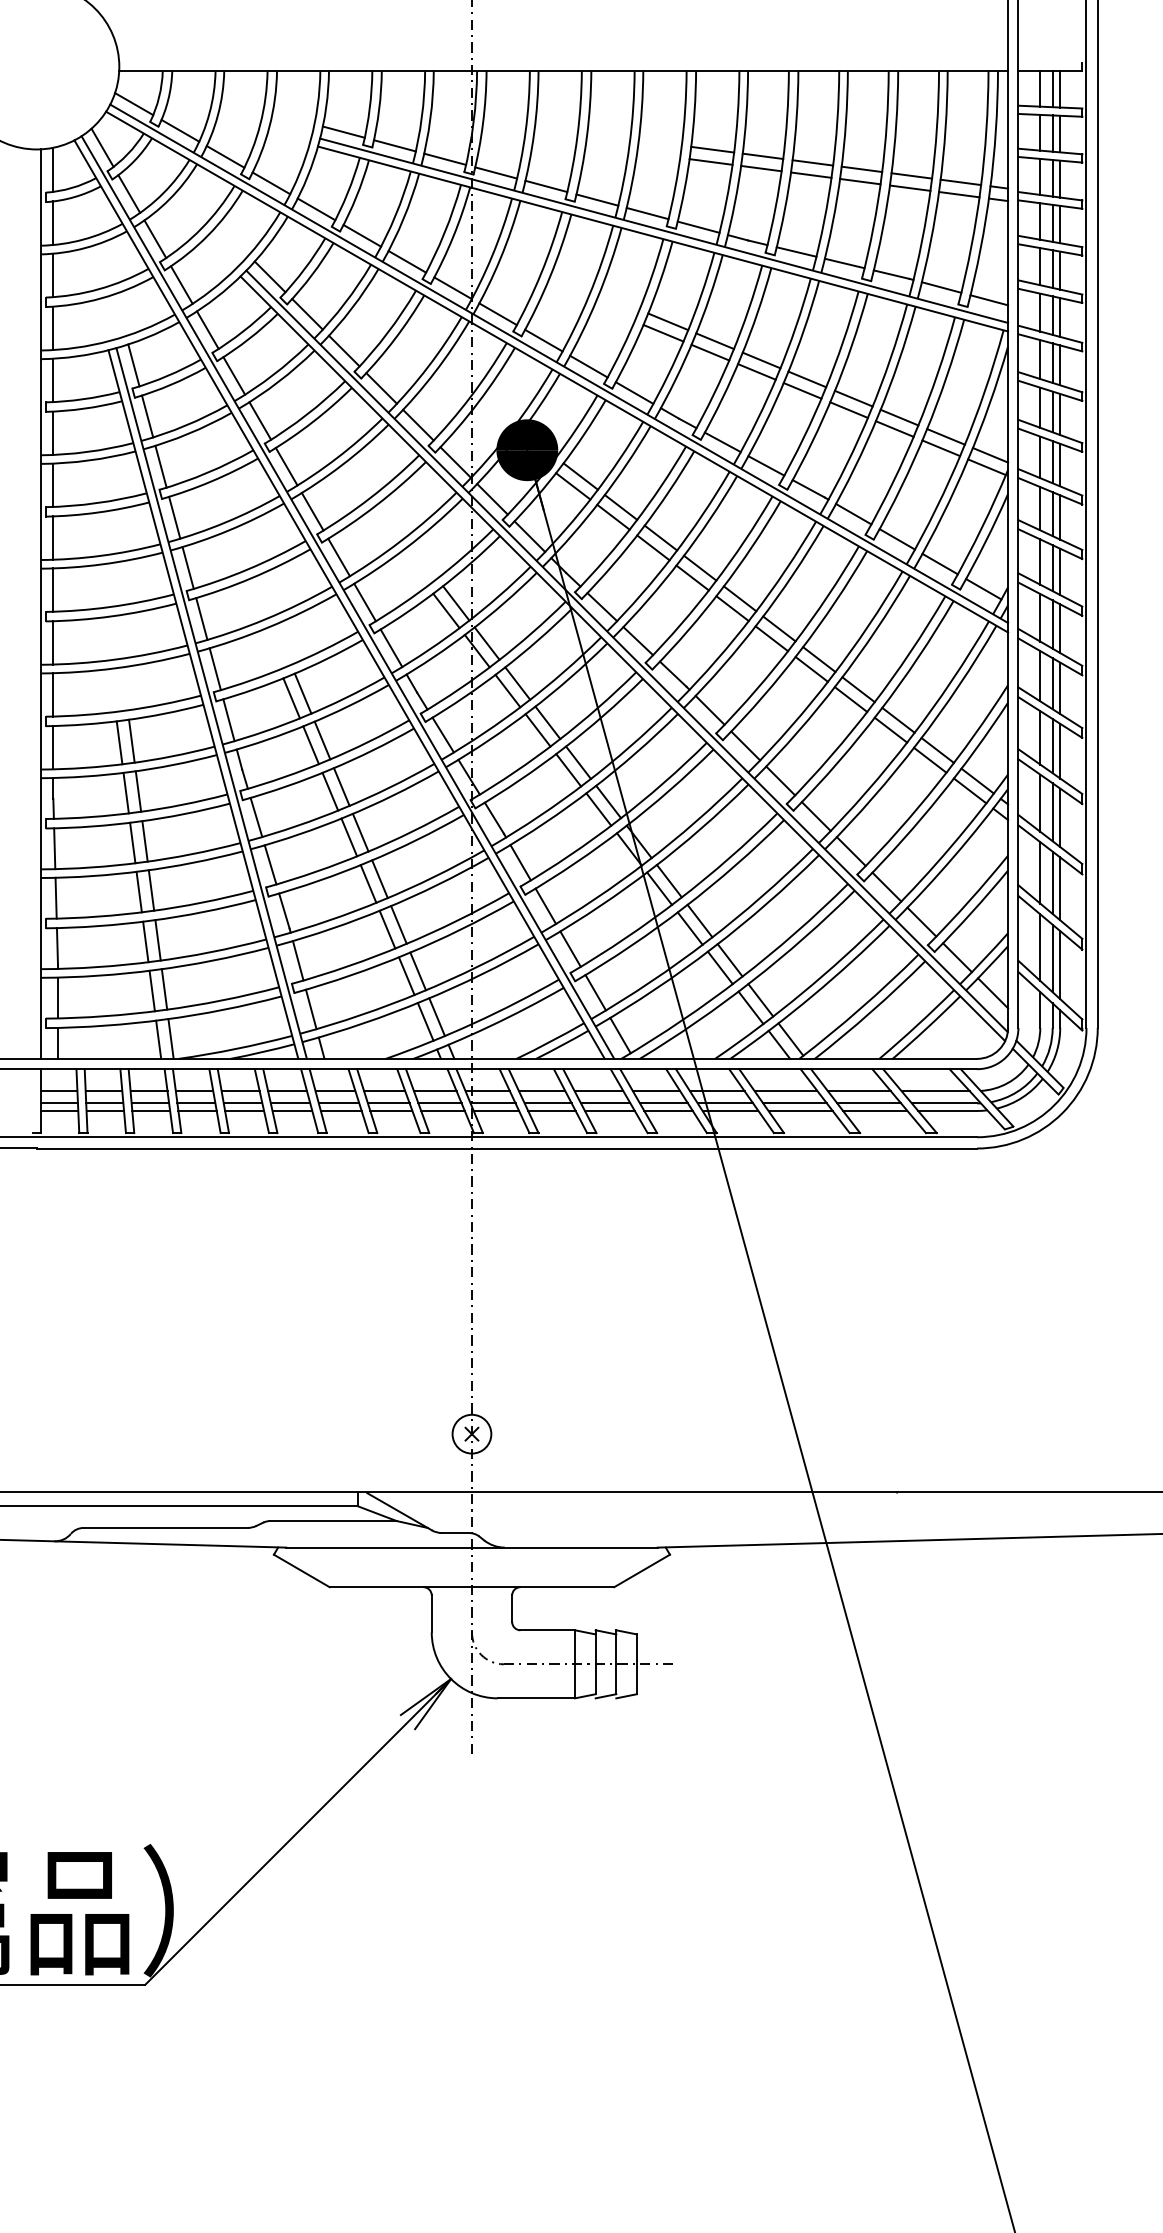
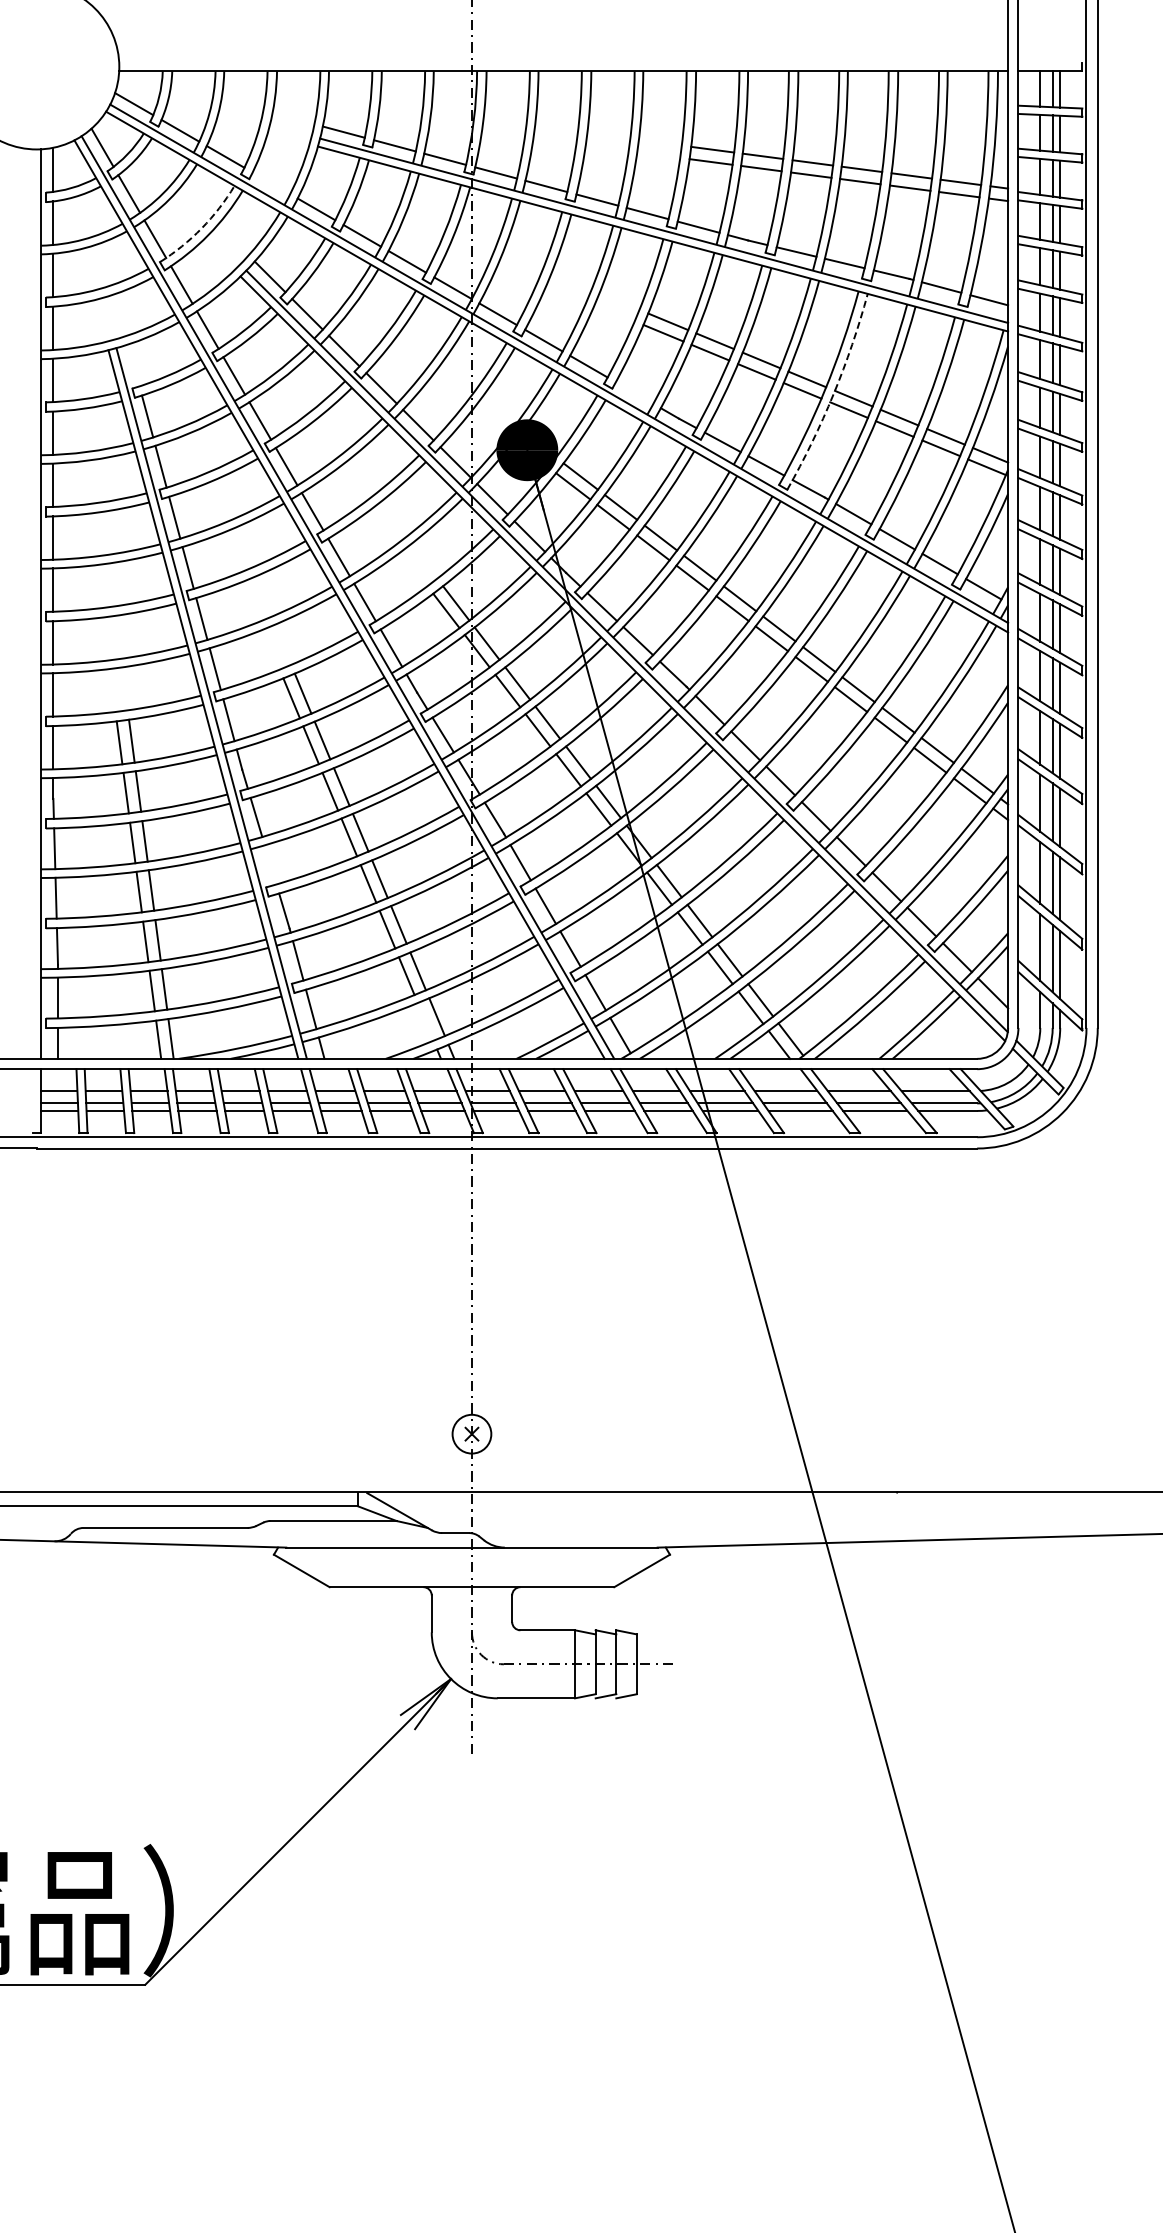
line: present -> none (271, 183)
arc: solid -> dashed (201, 228)
line: present -> none (133, 365)
line: present -> none (634, 392)
arc: solid -> dashed (833, 394)
line: present -> none (270, 864)
line: present -> none (425, 1021)
